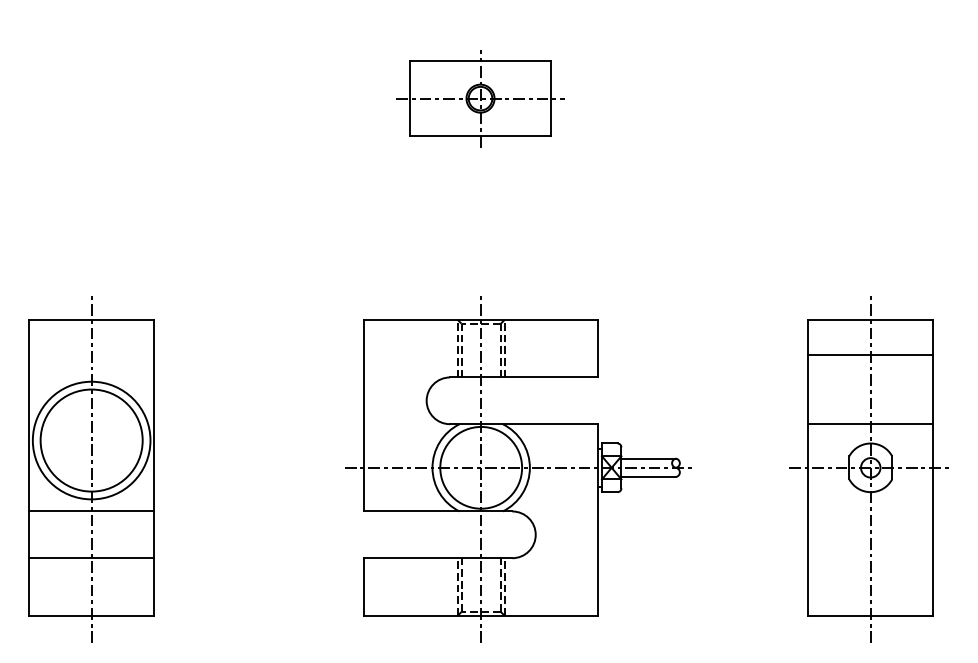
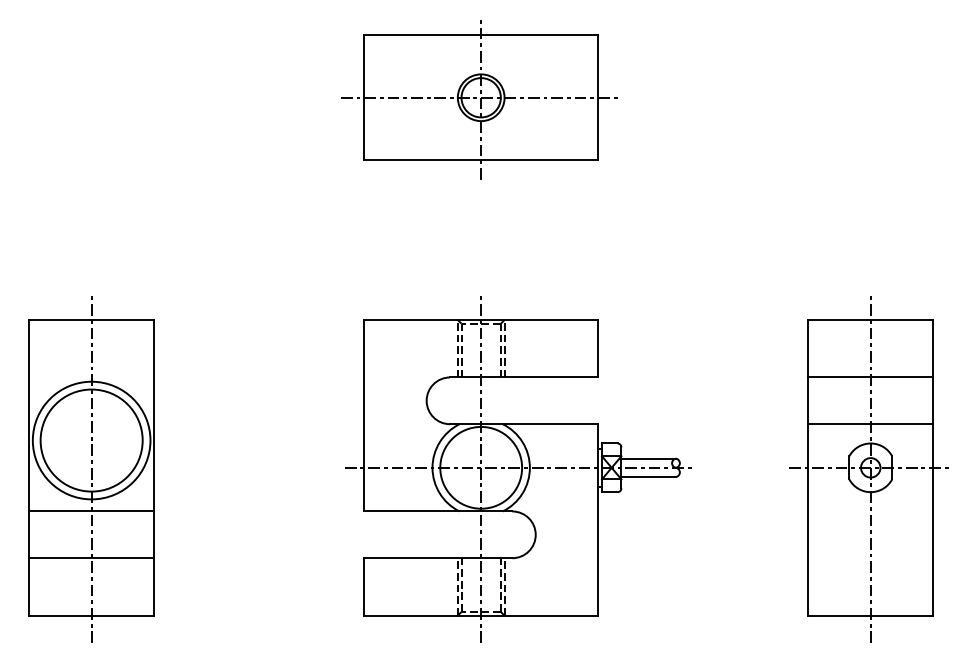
part size: 169x98 px -> 277x160 px (479, 99)
line position: (870, 355) -> (870, 377) (870, 377)
